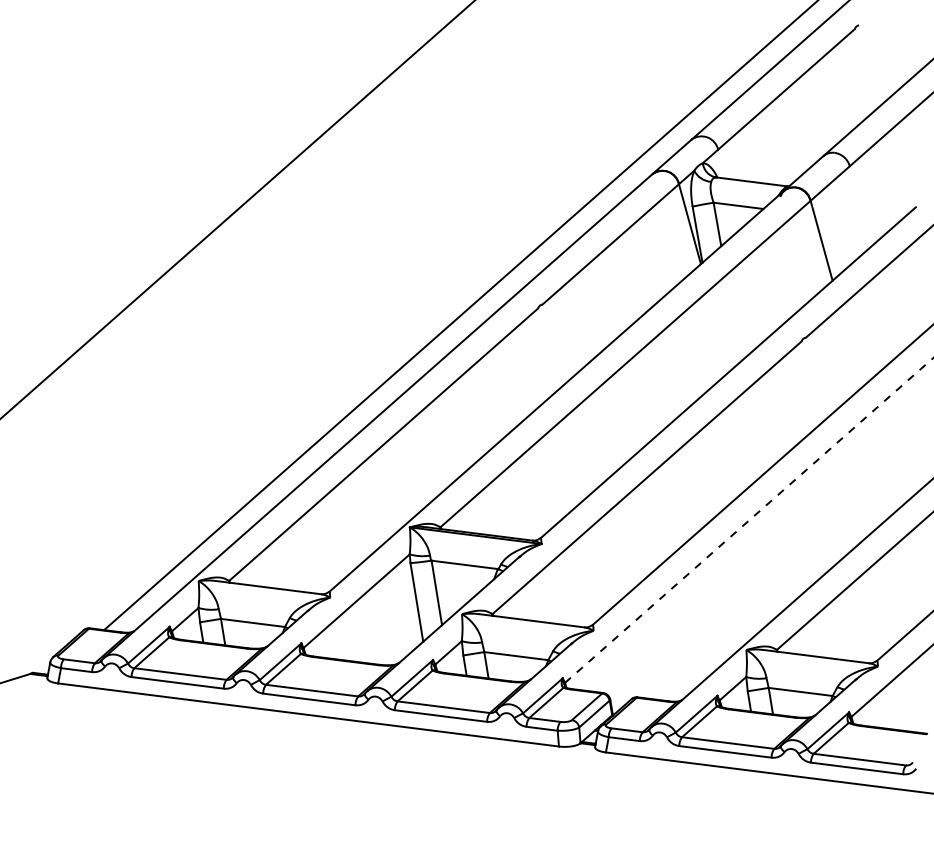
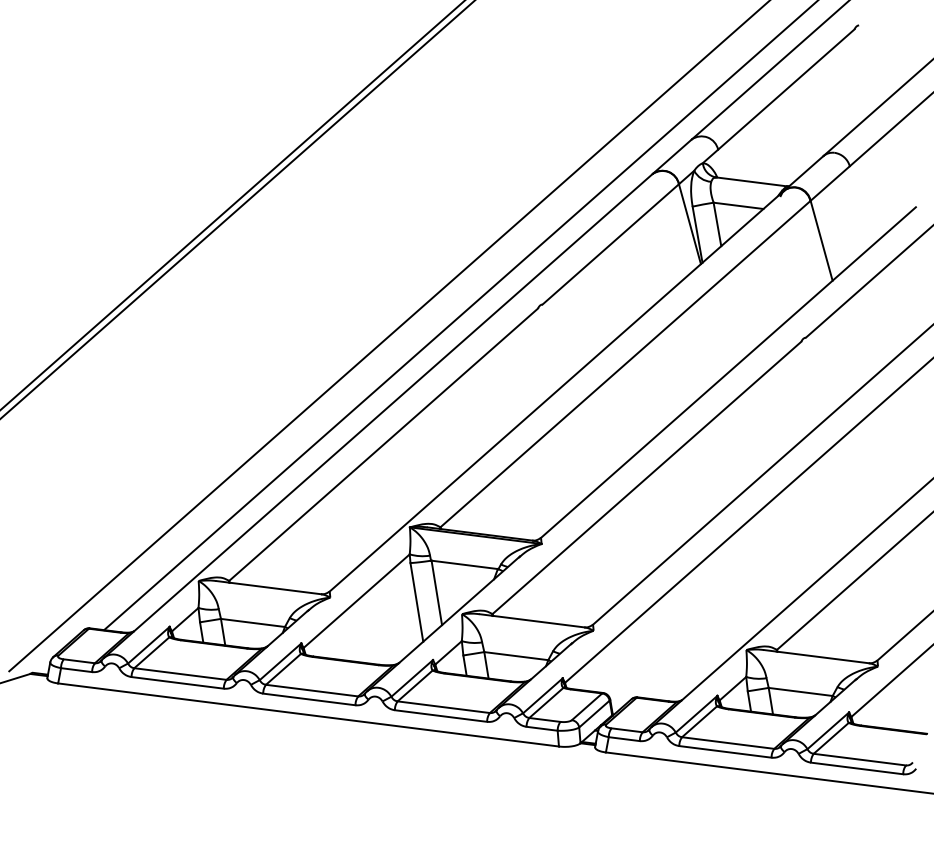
line: none -> present (232, 205)
line: none -> present (388, 336)
line: dashed -> solid (749, 520)
